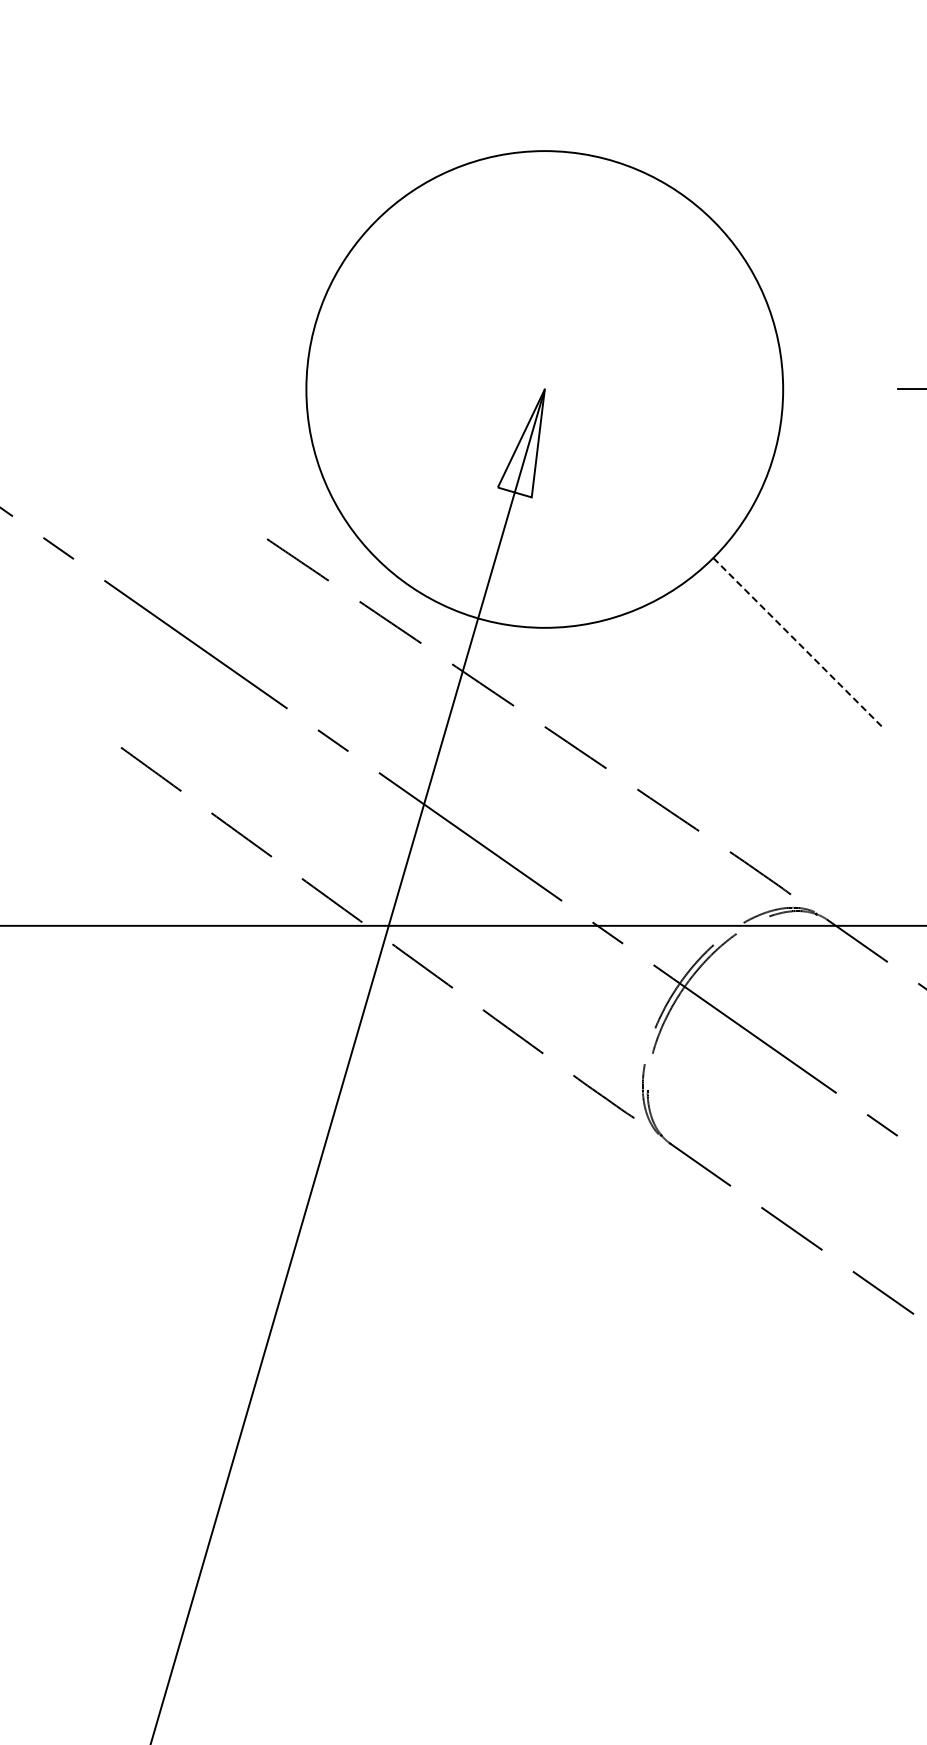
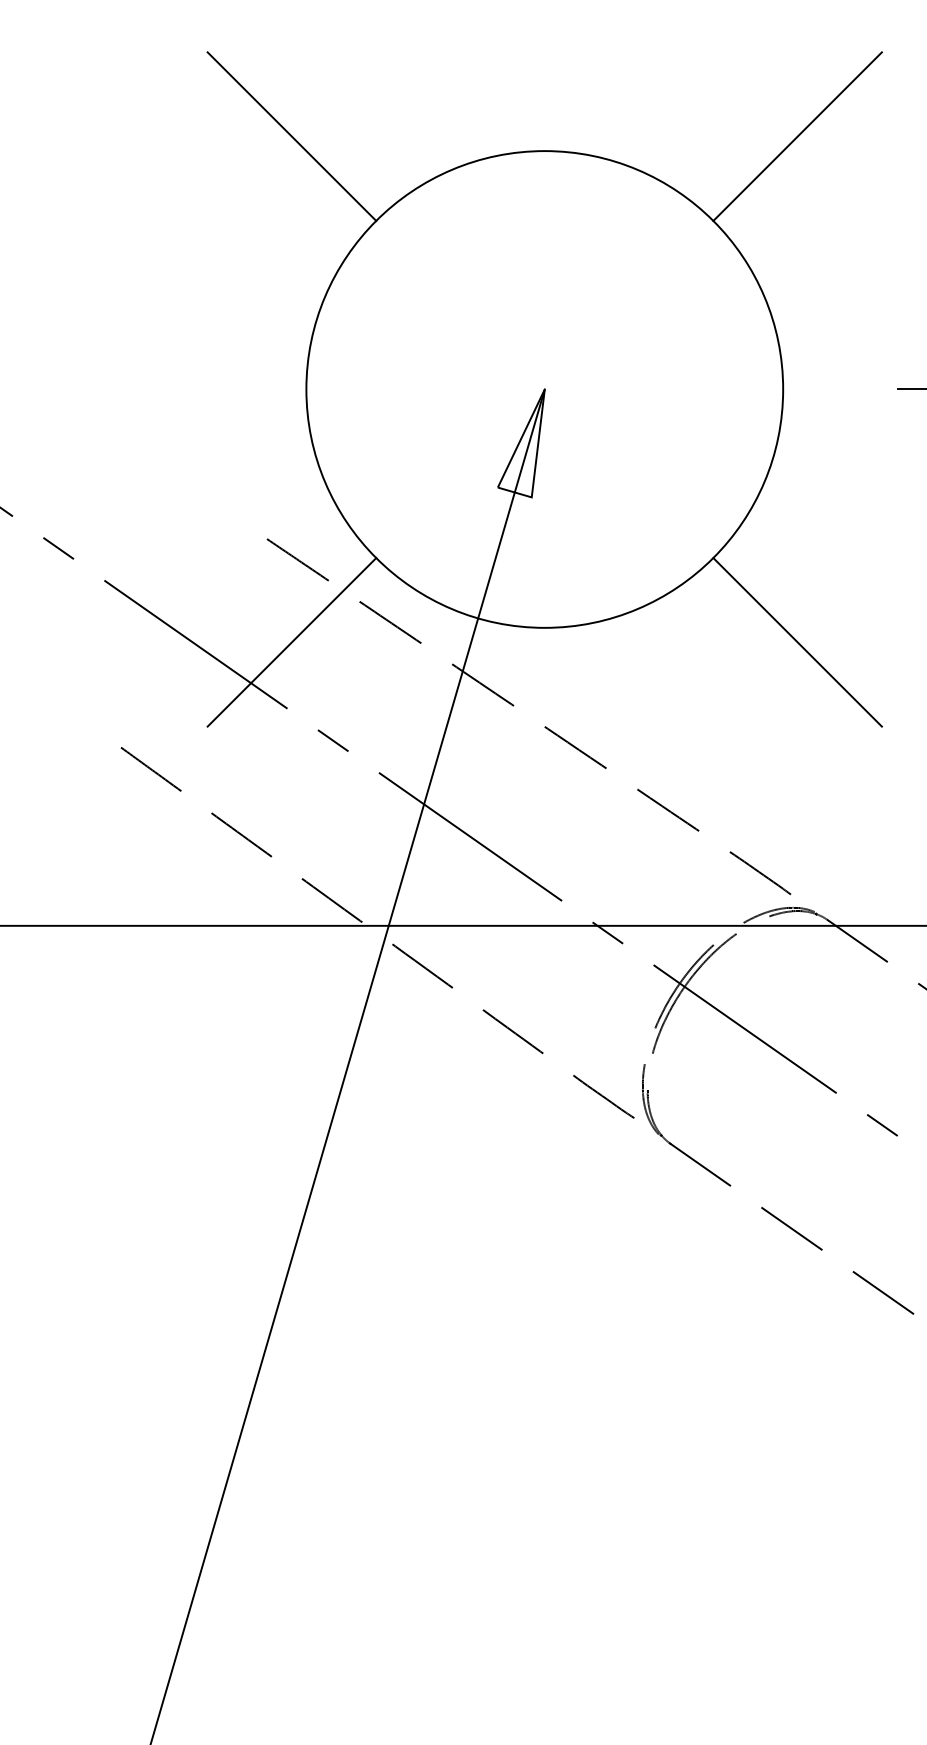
line: none -> present (291, 136)
line: none -> present (797, 136)
line: none -> present (291, 642)
line: dashed -> solid (798, 642)
